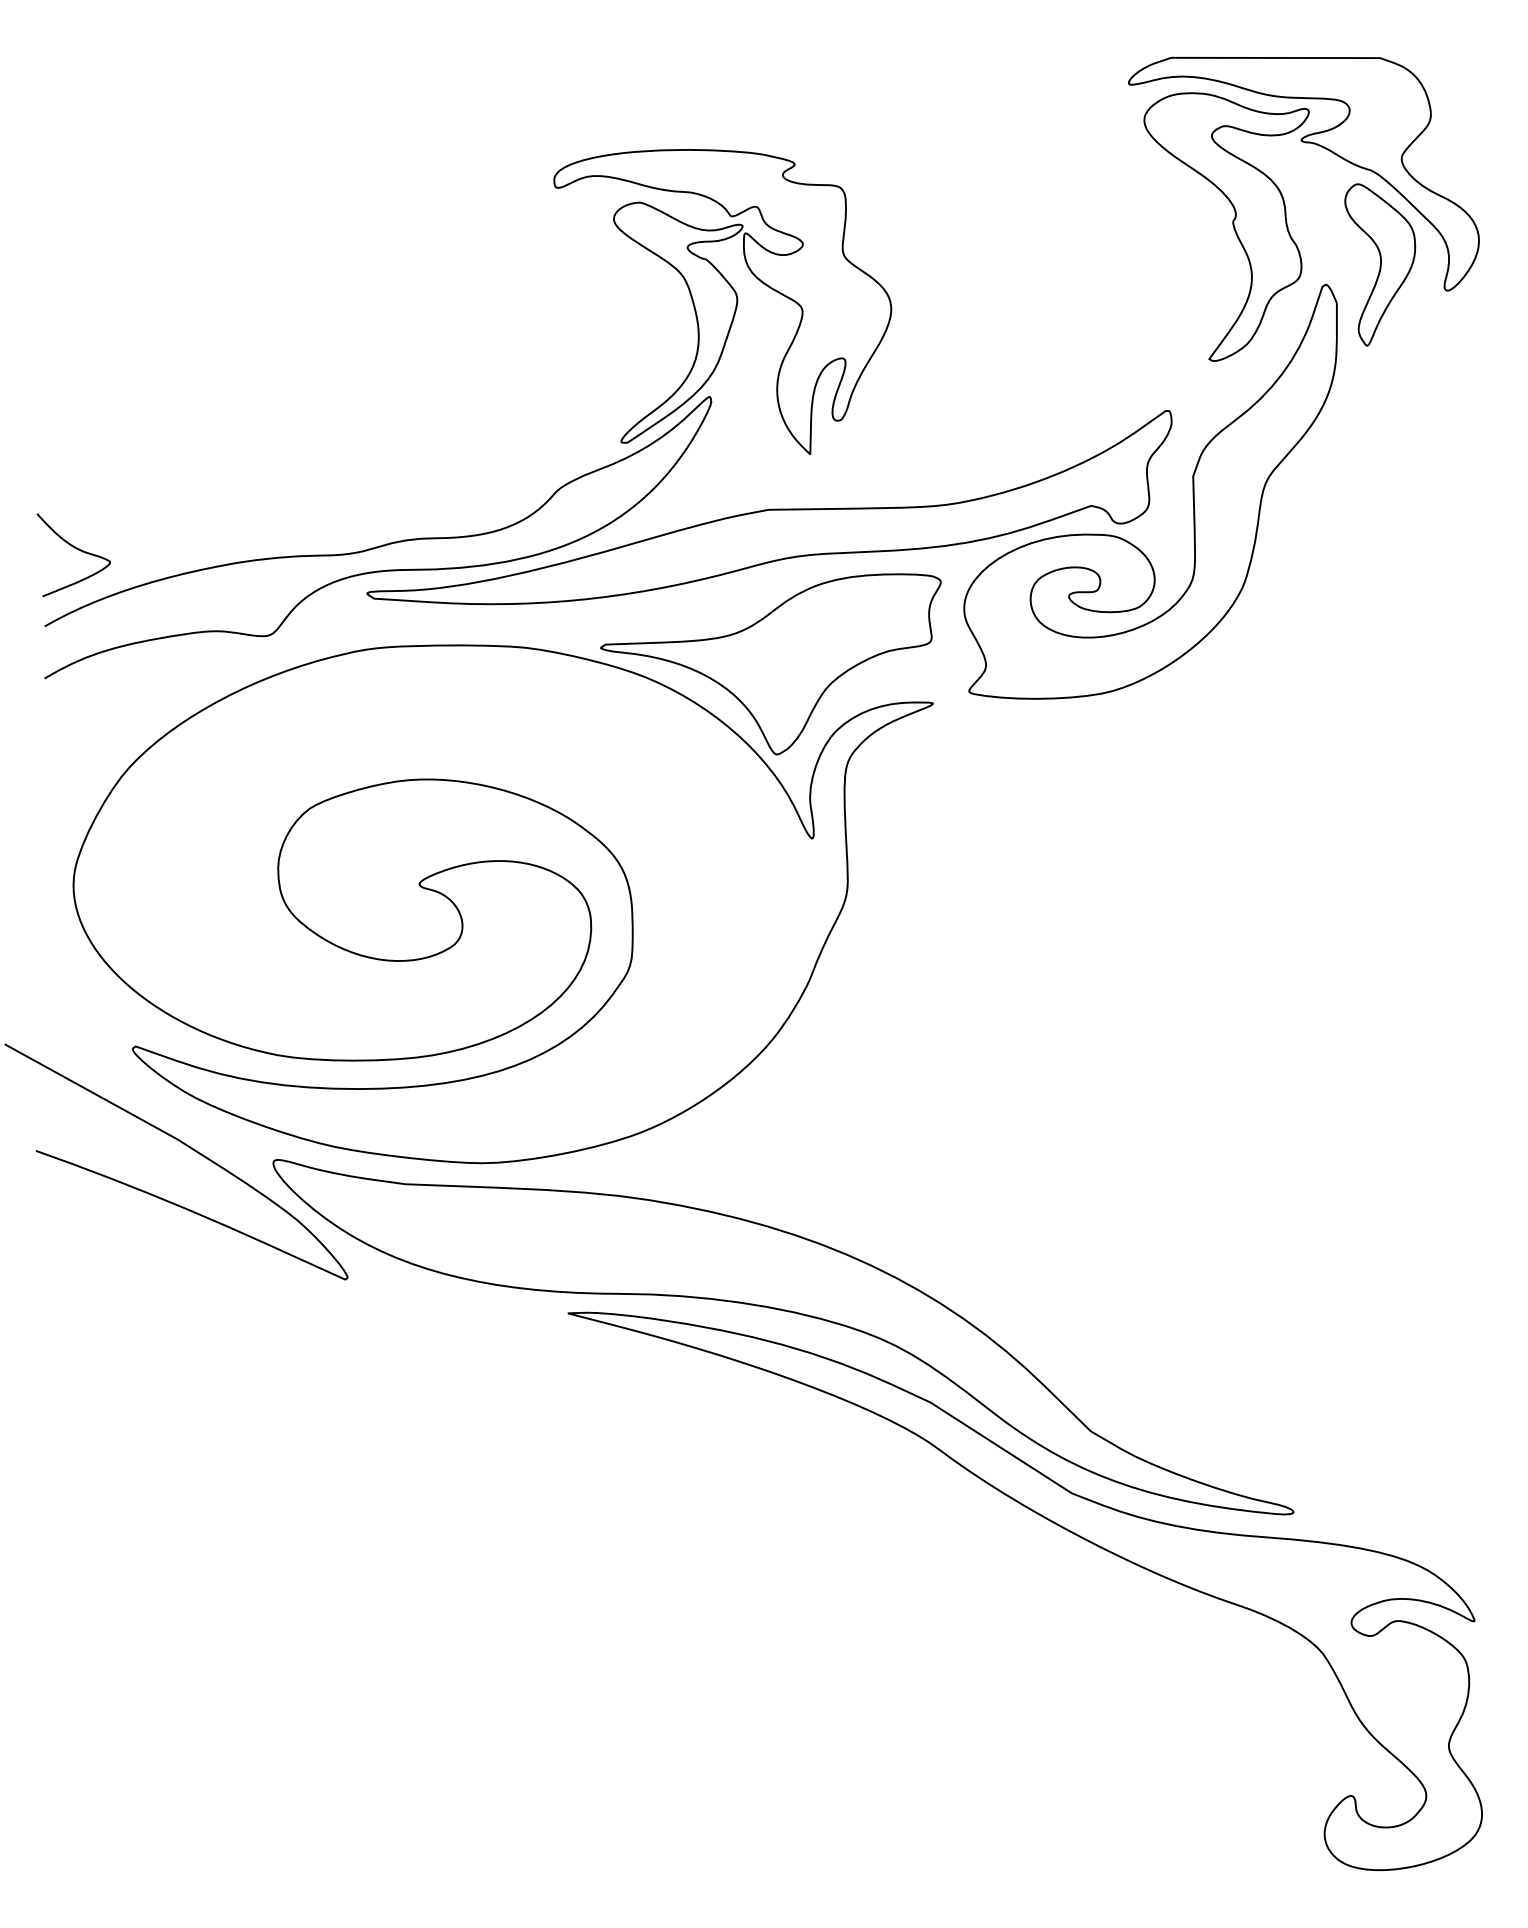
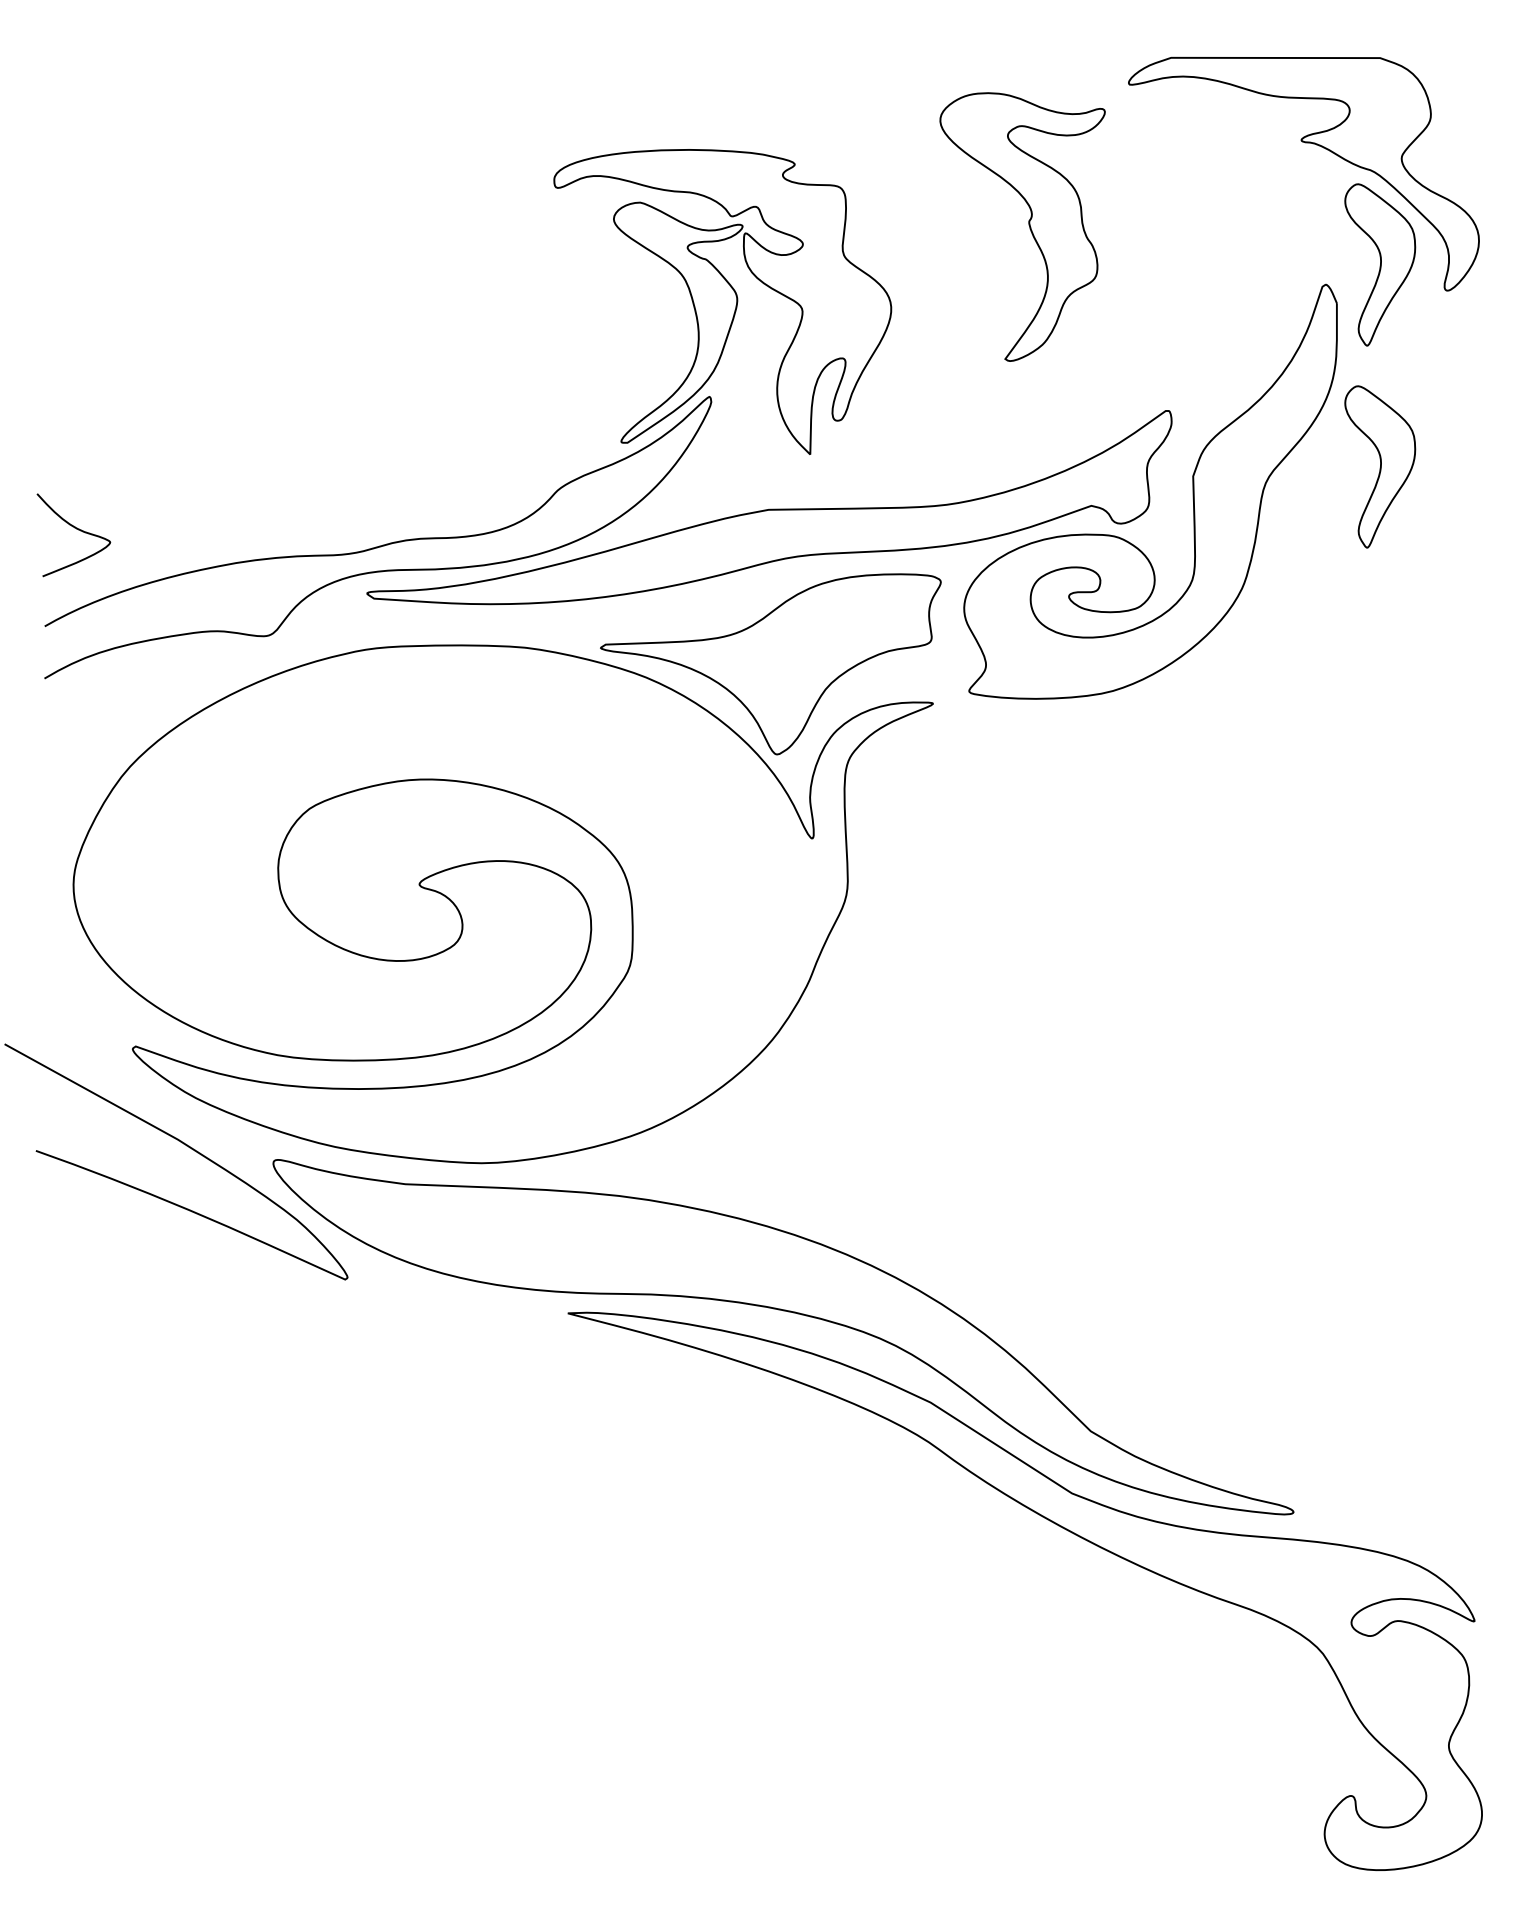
part position: (1232, 225) -> (1028, 225) (1028, 225)
part: none -> present (1380, 466)
curve position: (76, 549) -> (76, 529) (76, 529)
